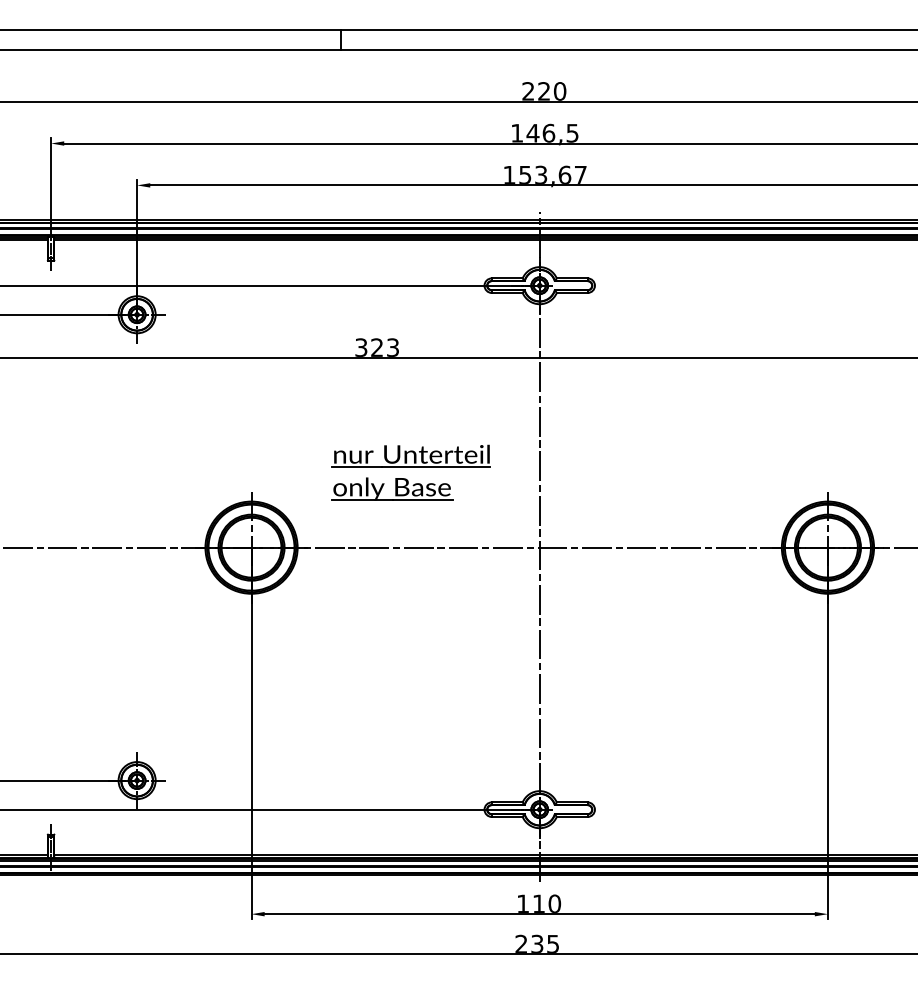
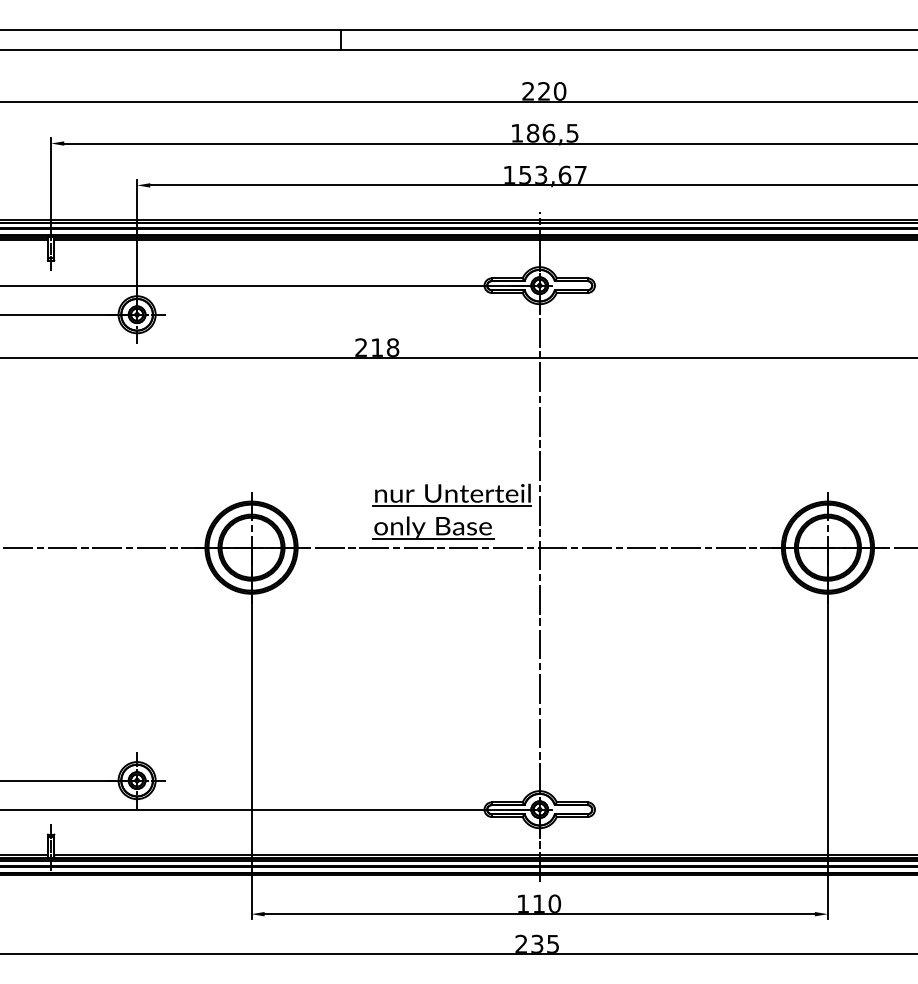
text: 146,5 -> 186,5 (532, 132)
text: 323 -> 218 (377, 347)
part position: (410, 472) -> (451, 511) (451, 511)
